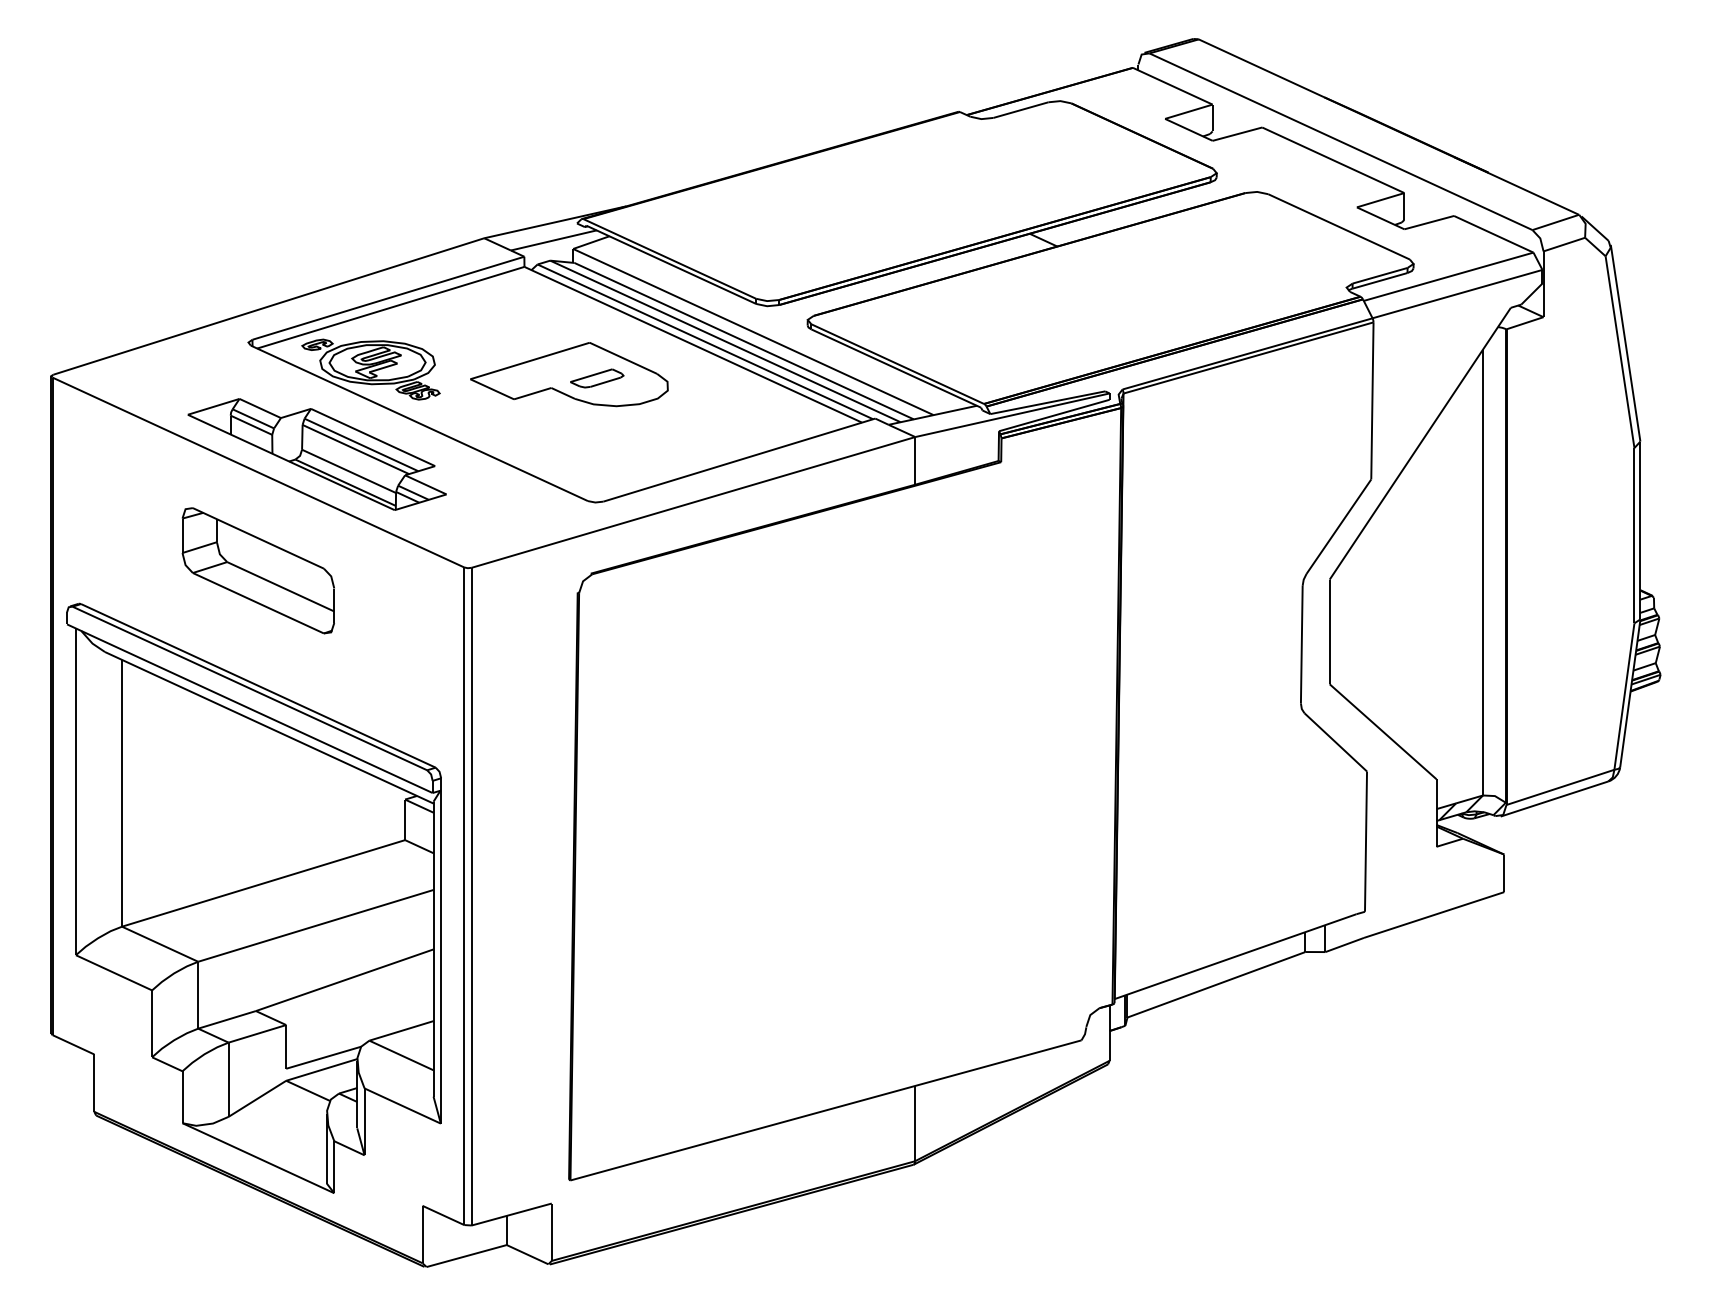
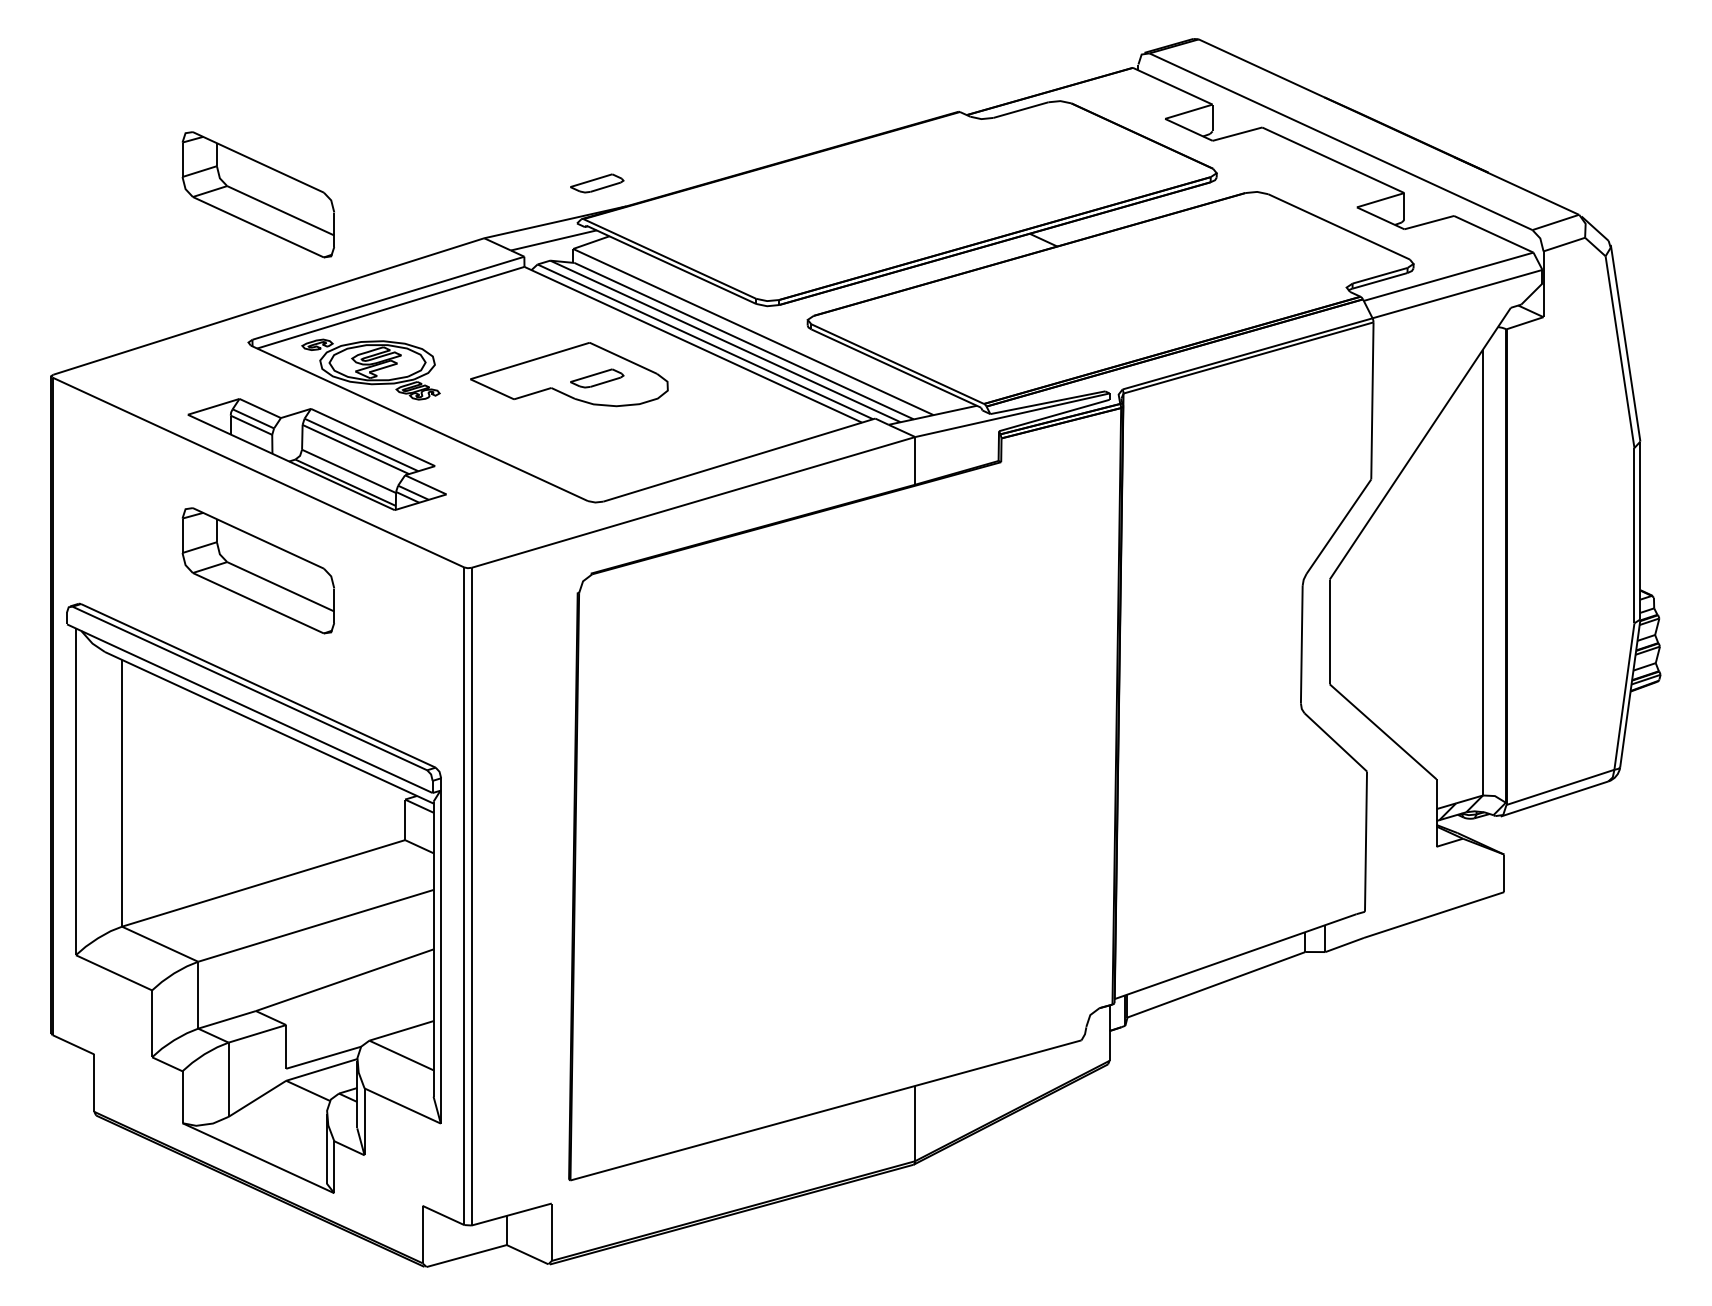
part: none -> present (597, 183)
part: none -> present (257, 194)
